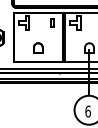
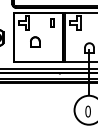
part position: (38, 47) -> (35, 41) (35, 41)
text: 6 -> 0 (87, 111)
